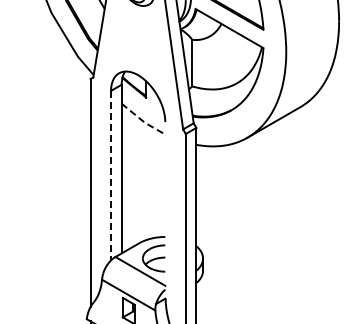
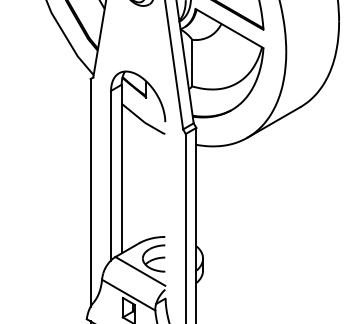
line: dashed -> solid (143, 121)
line: dashed -> solid (111, 175)
